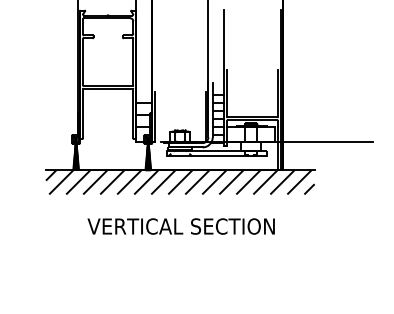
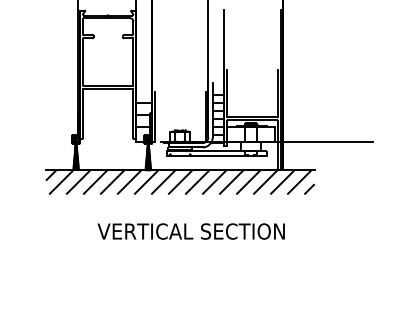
text position: (180, 226) -> (190, 231) (190, 231)
